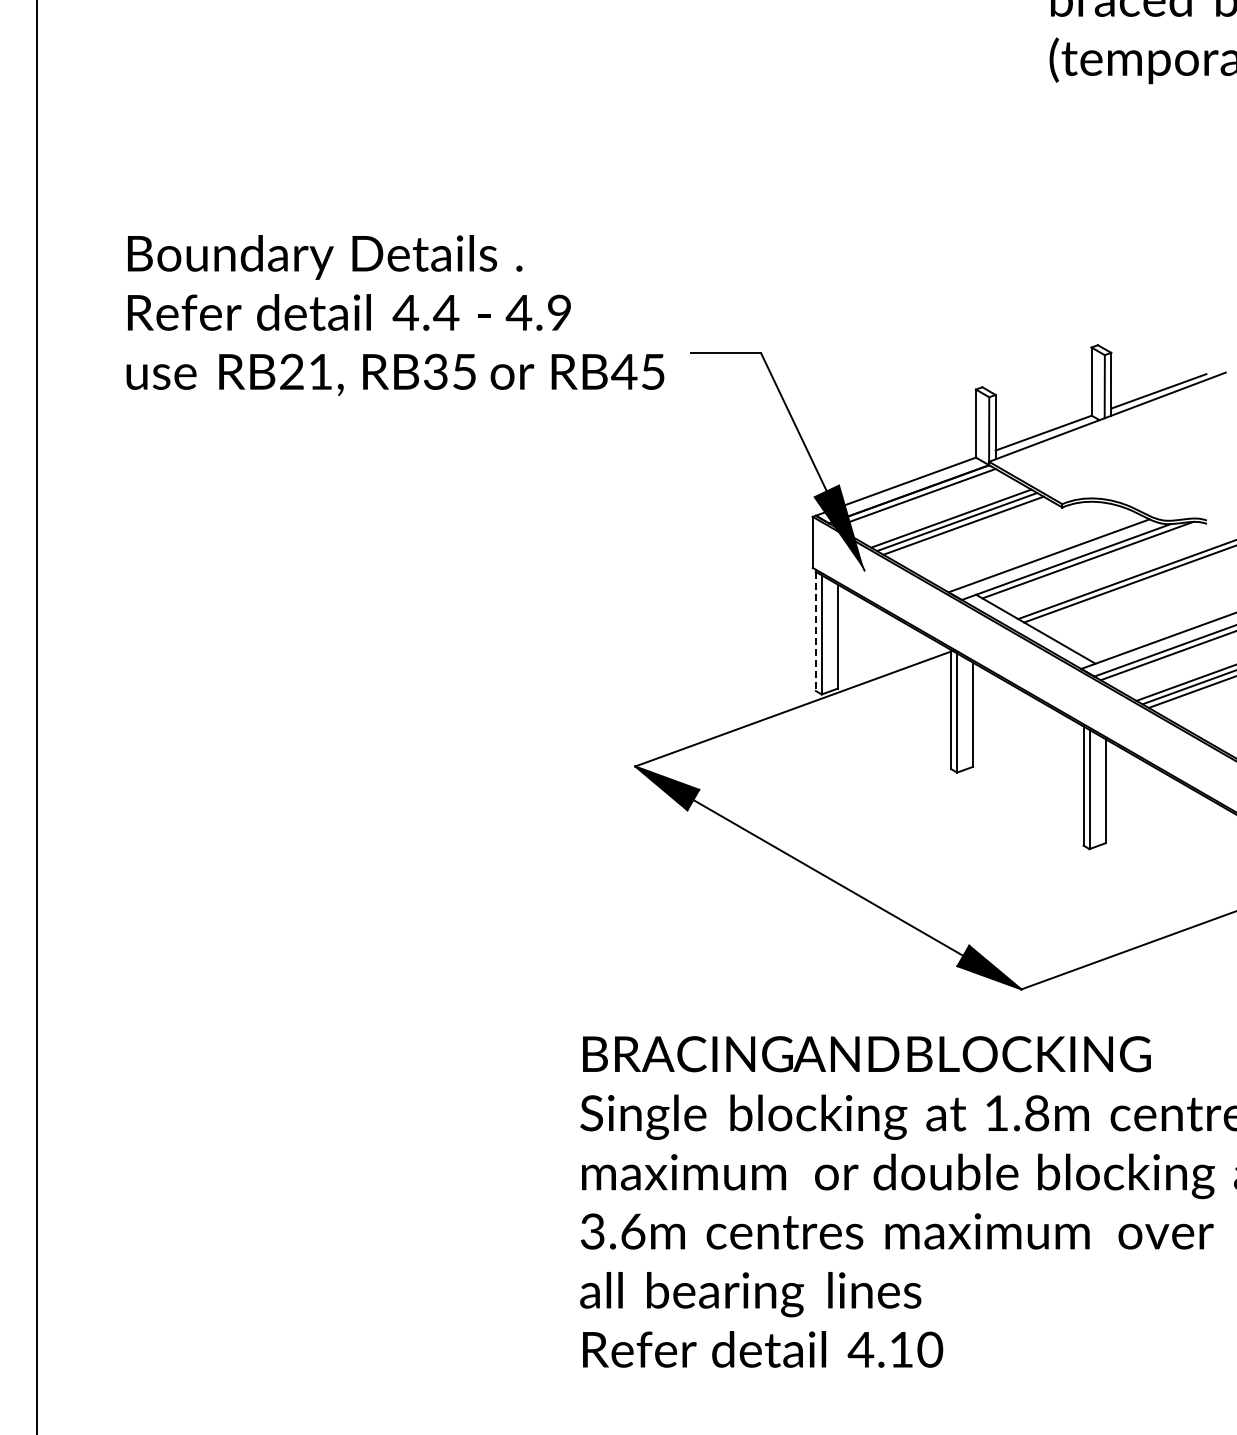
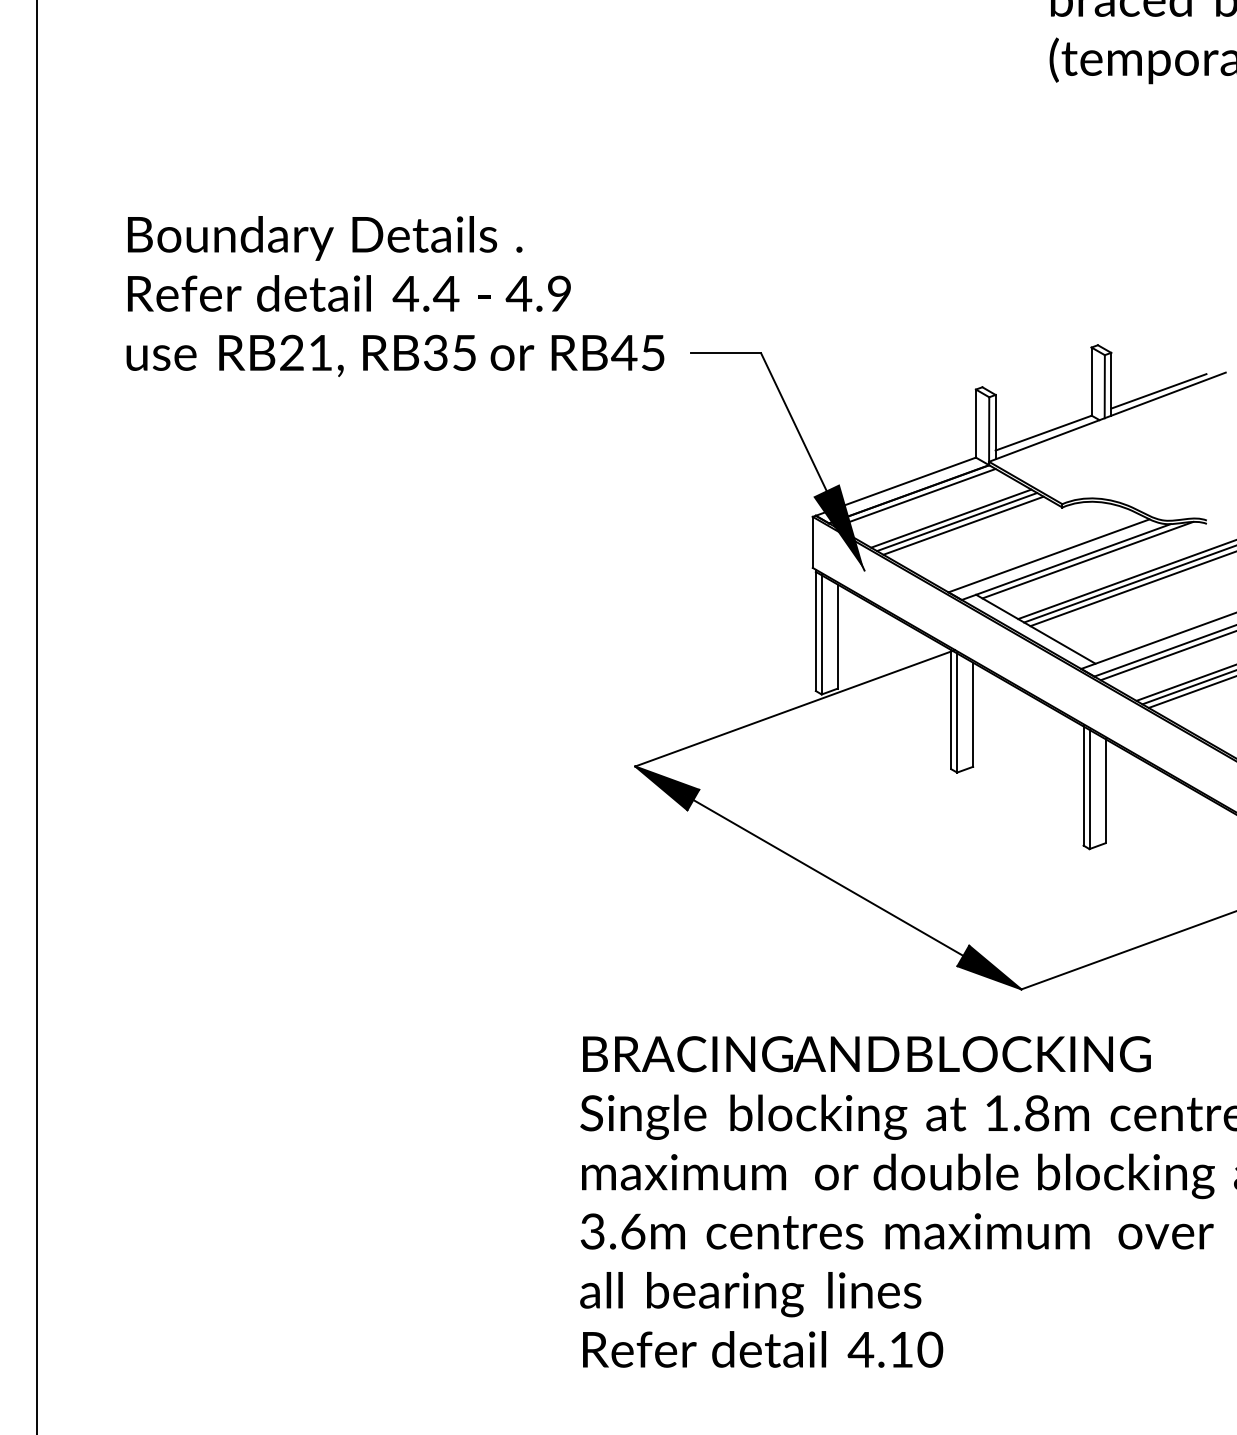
text position: (395, 315) -> (395, 296) (395, 296)
line: none -> present (1131, 589)
line: dashed -> solid (815, 631)
